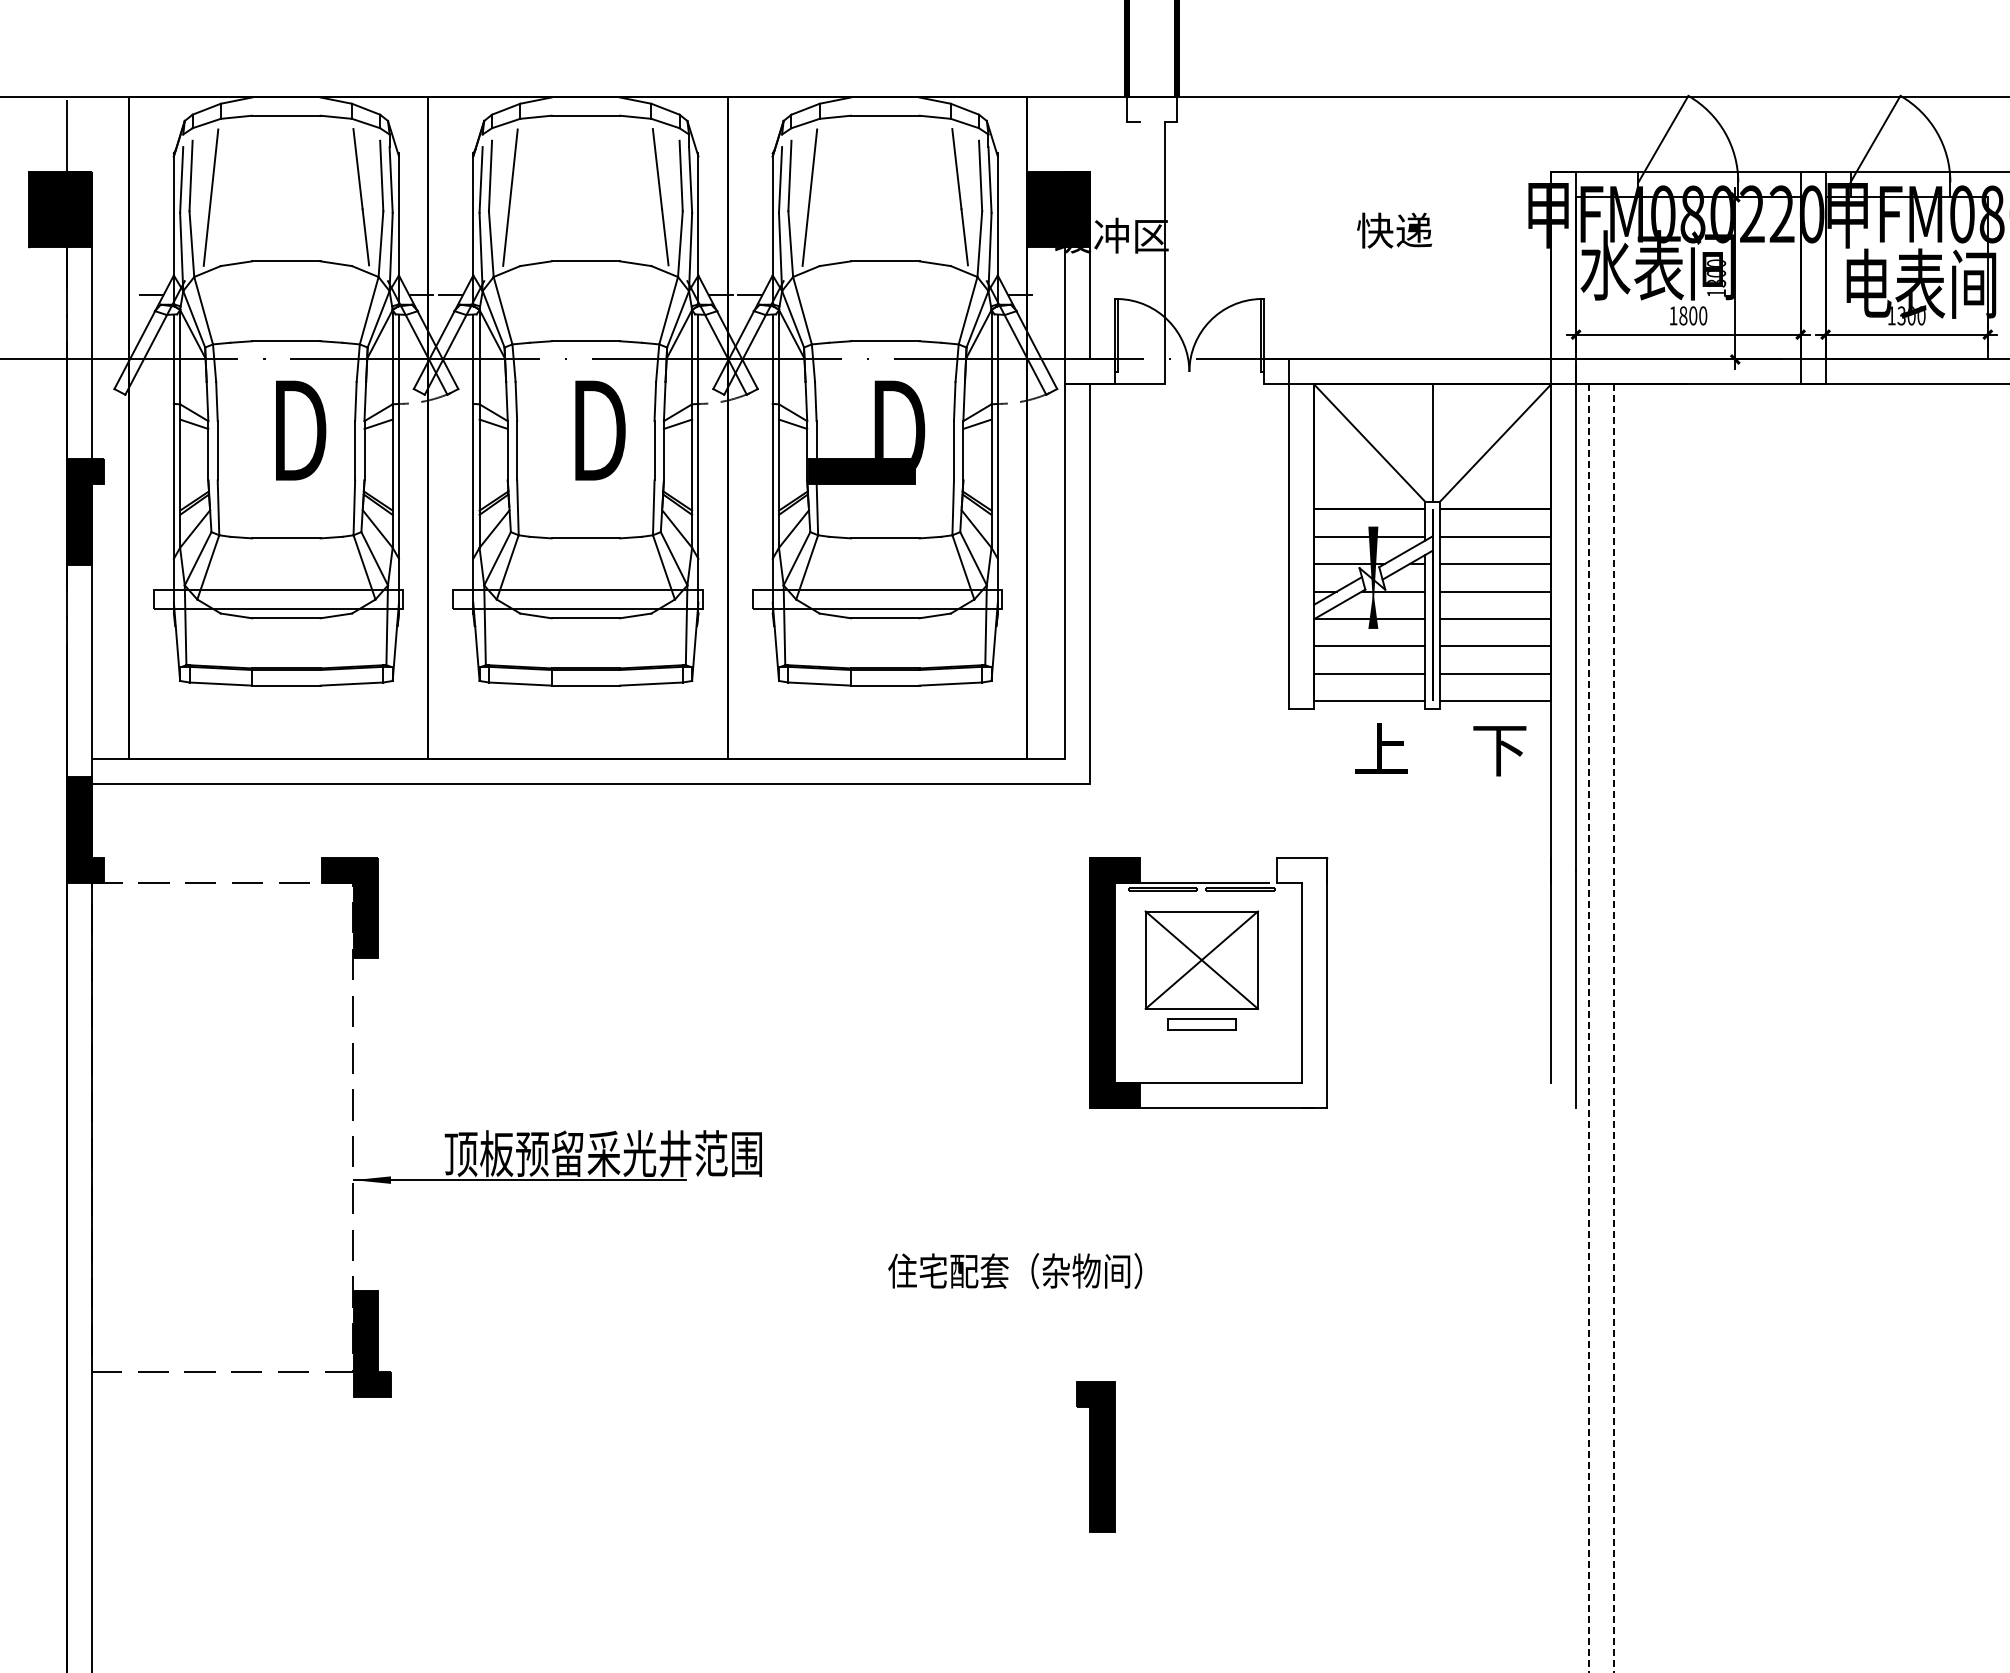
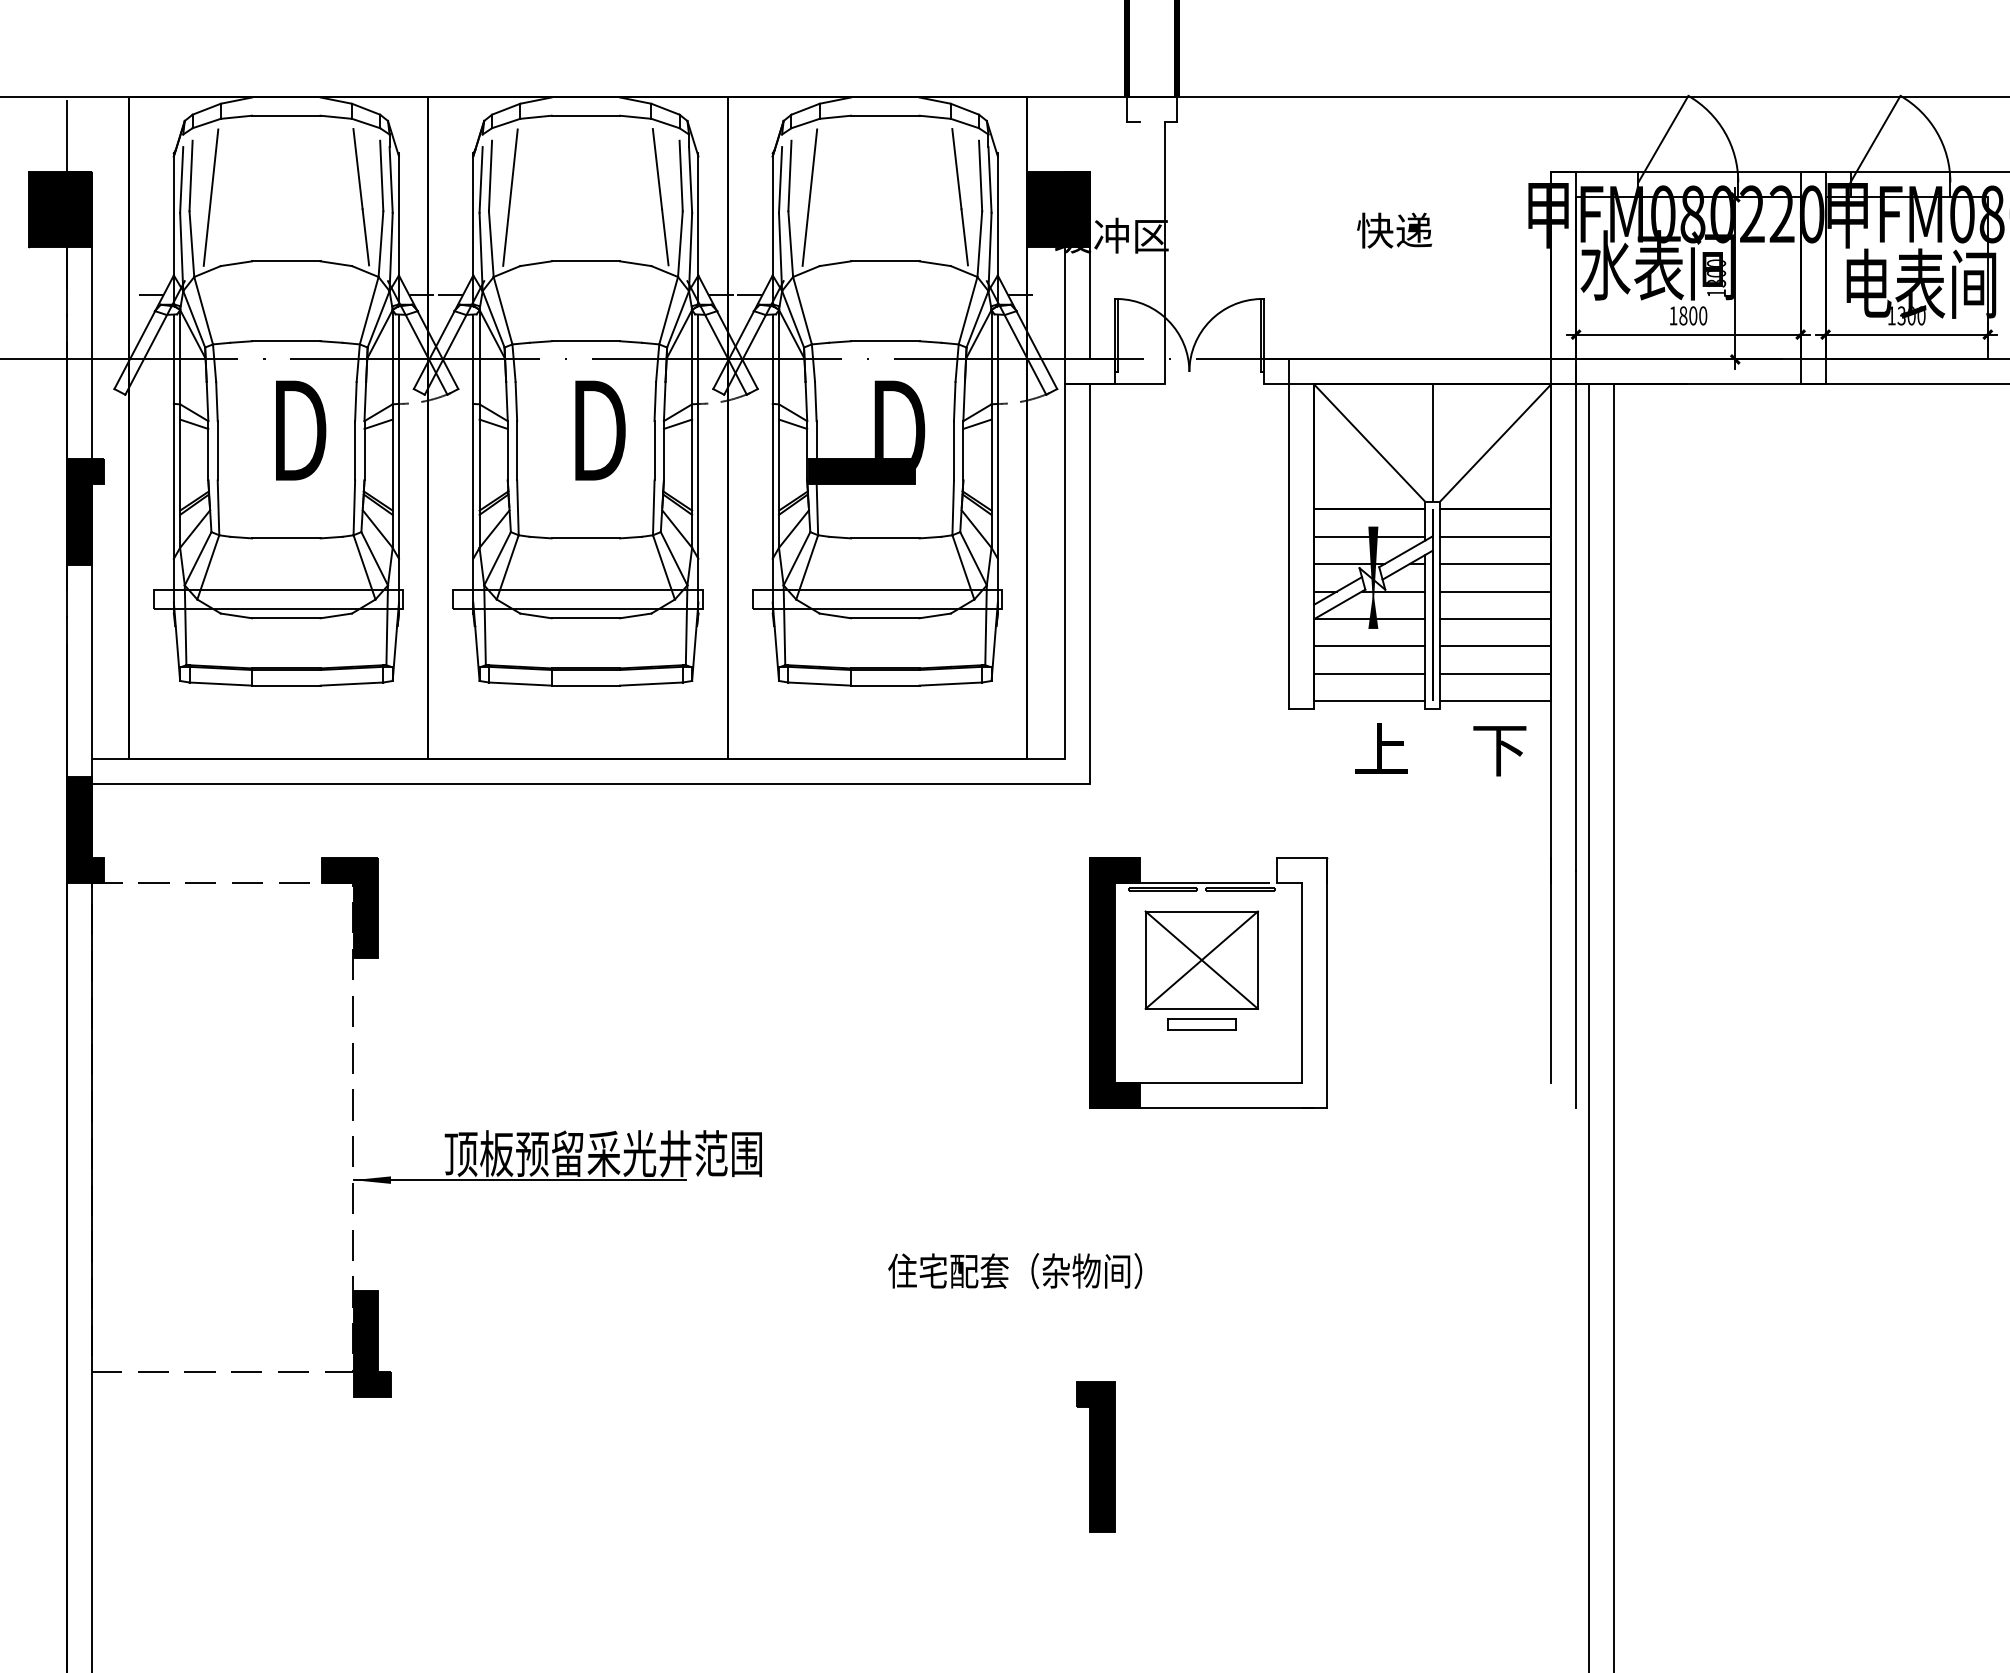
line: dashed -> solid (1588, 1028)
line: dashed -> solid (1613, 1028)
